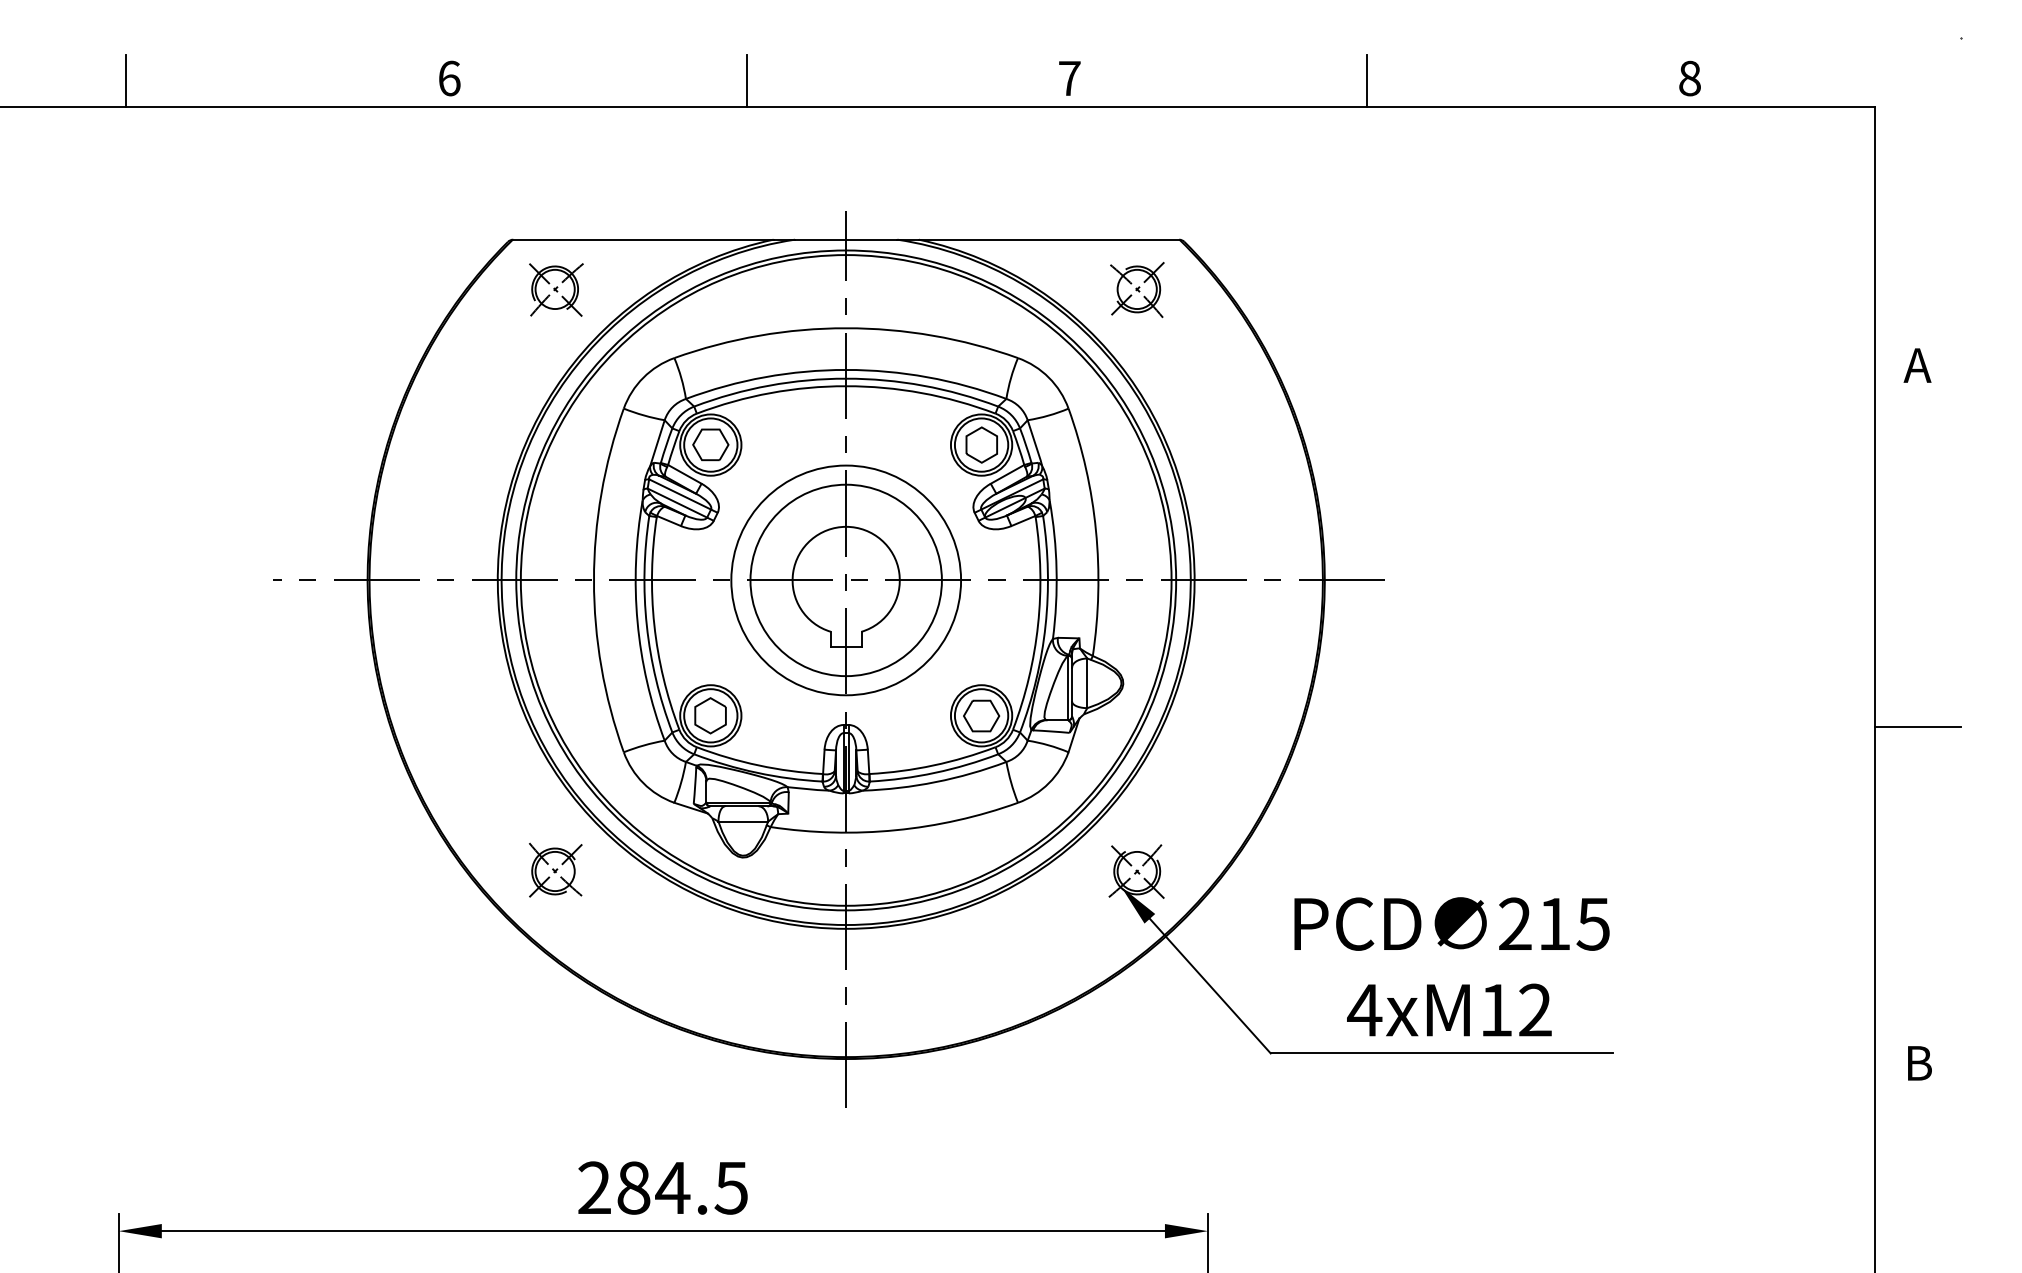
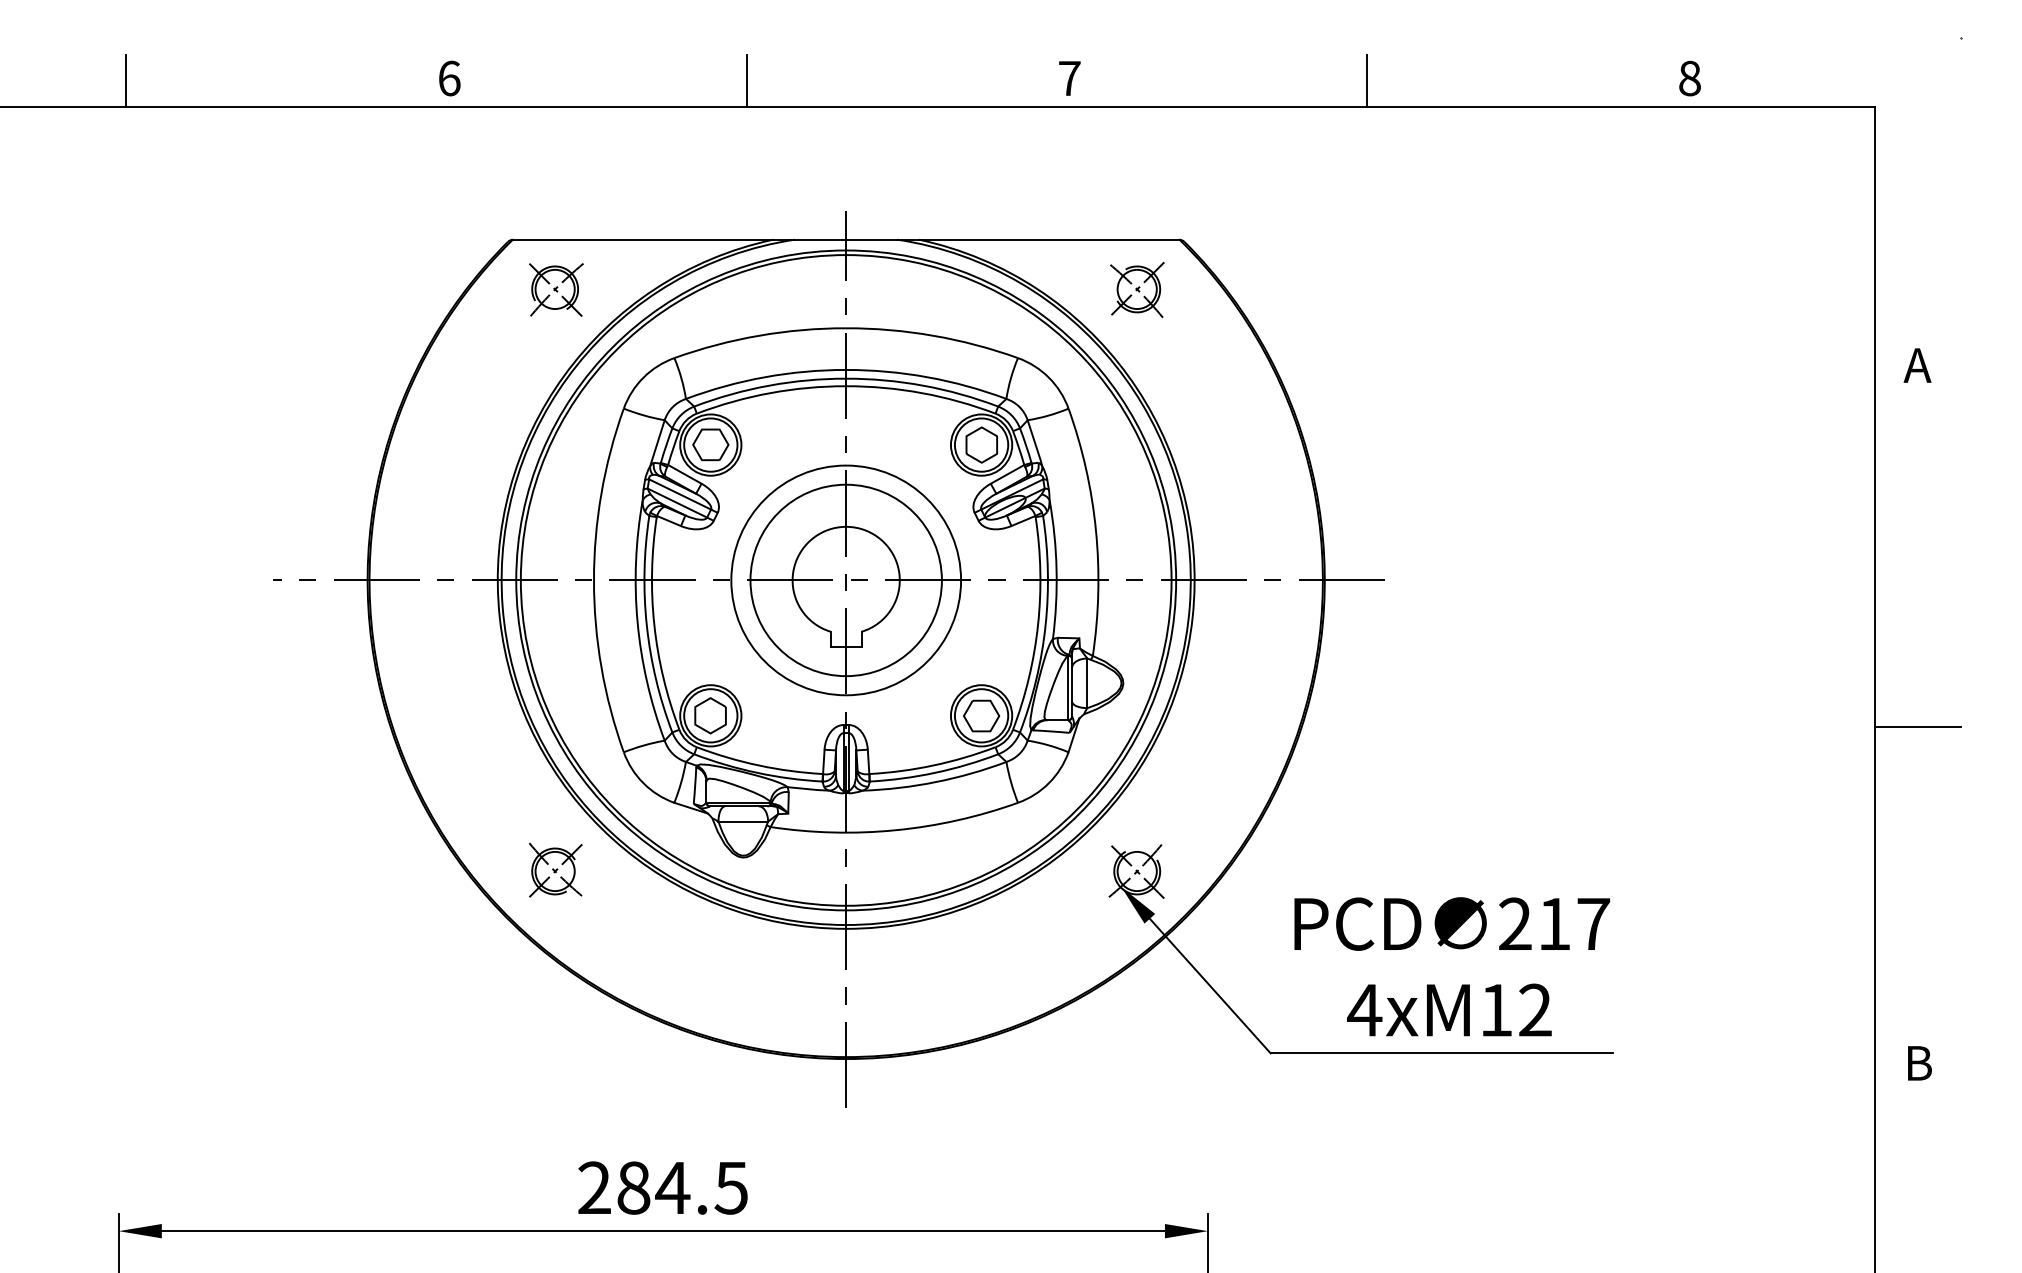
text: 215 -> 217 (1593, 924)
